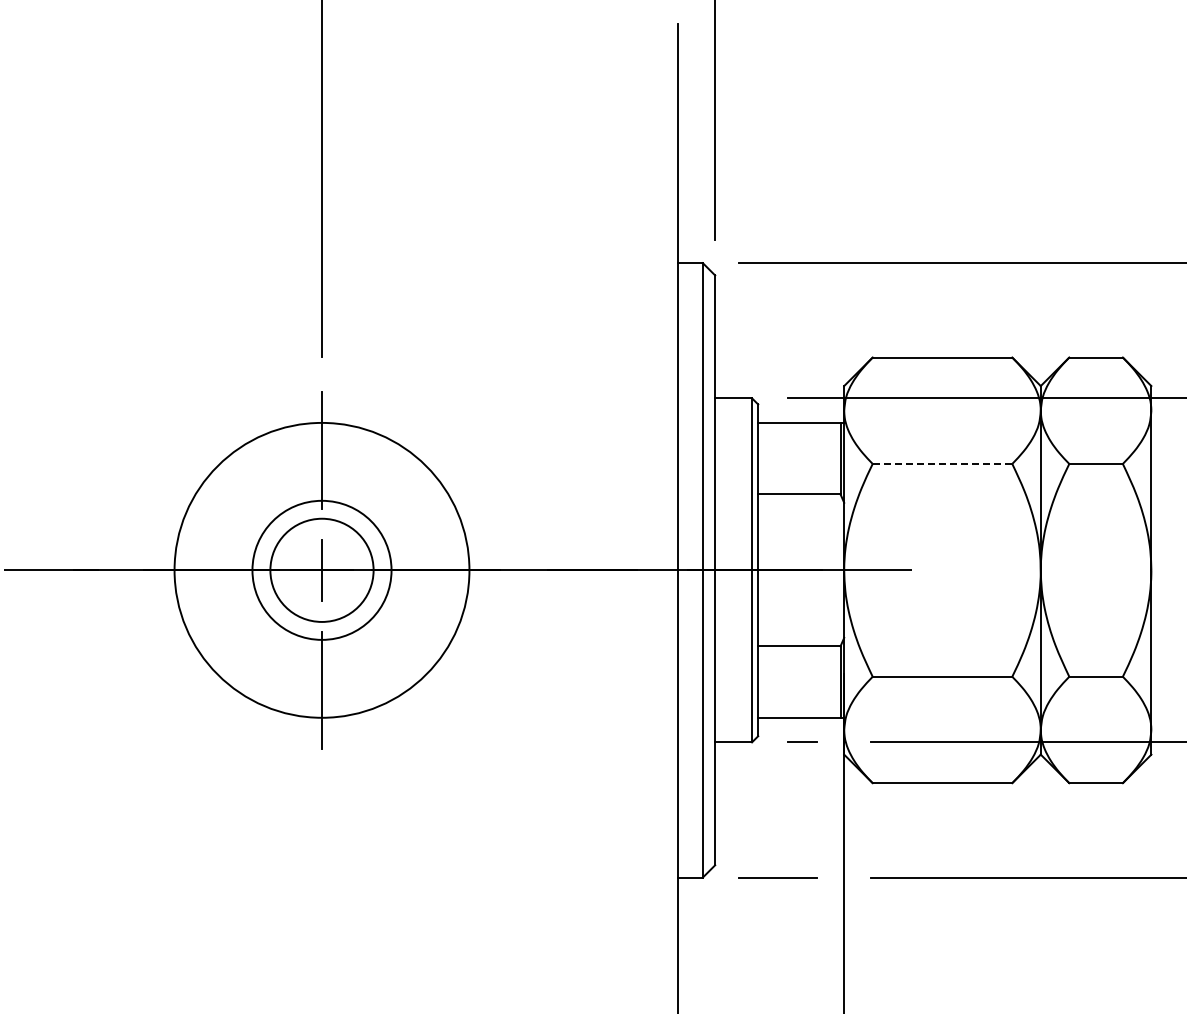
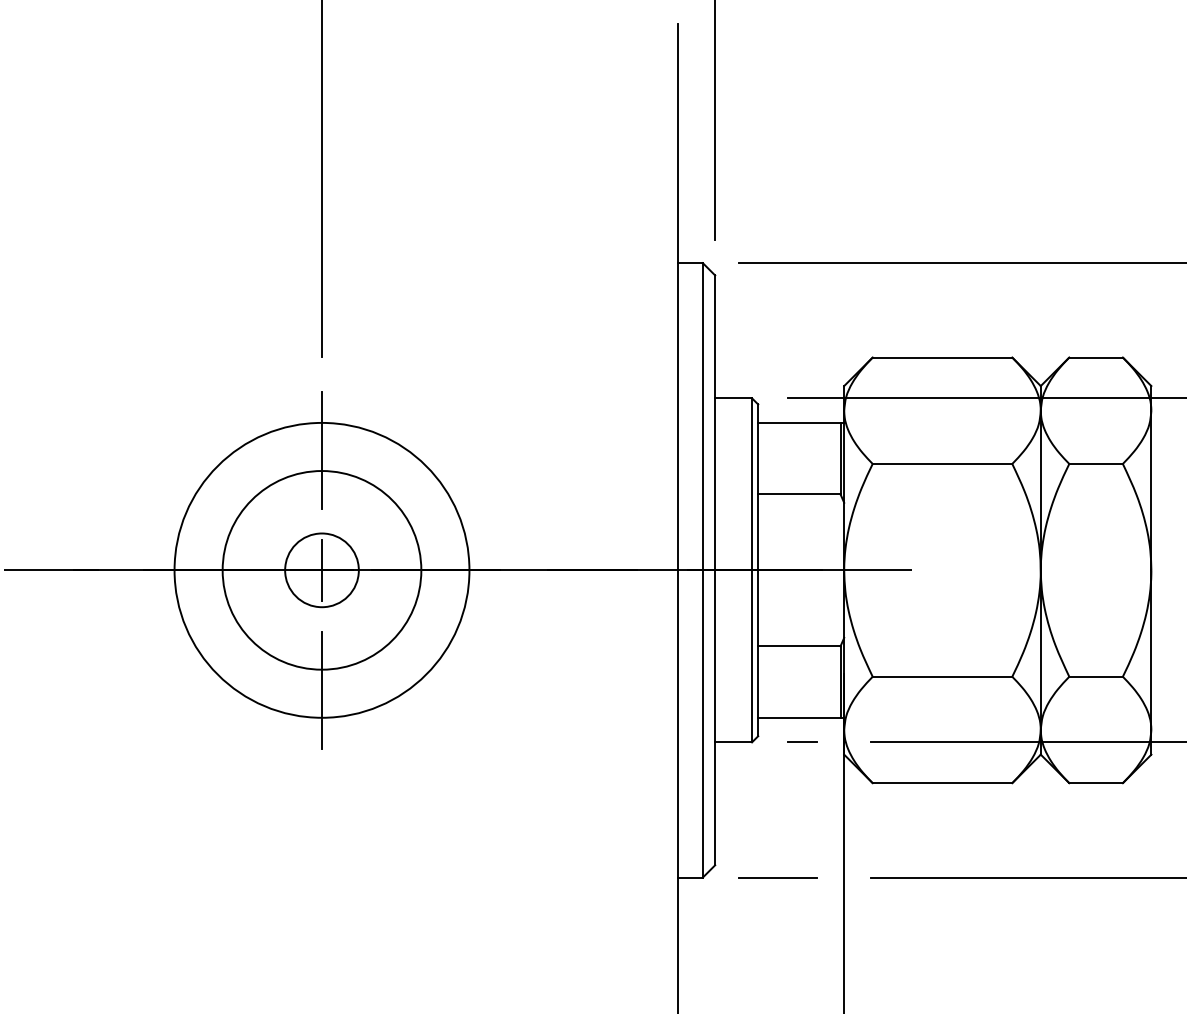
line: dashed -> solid (942, 463)
circle diameter: 103 px -> 74 px (321, 570)
circle diameter: 139 px -> 199 px (321, 570)
